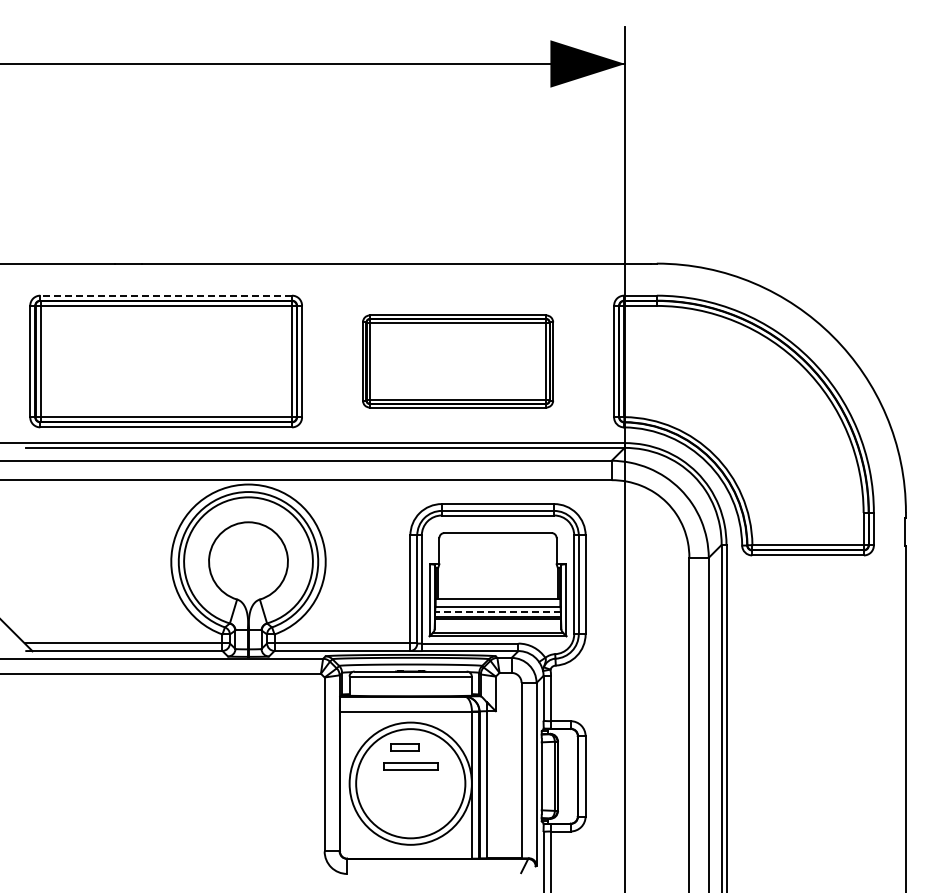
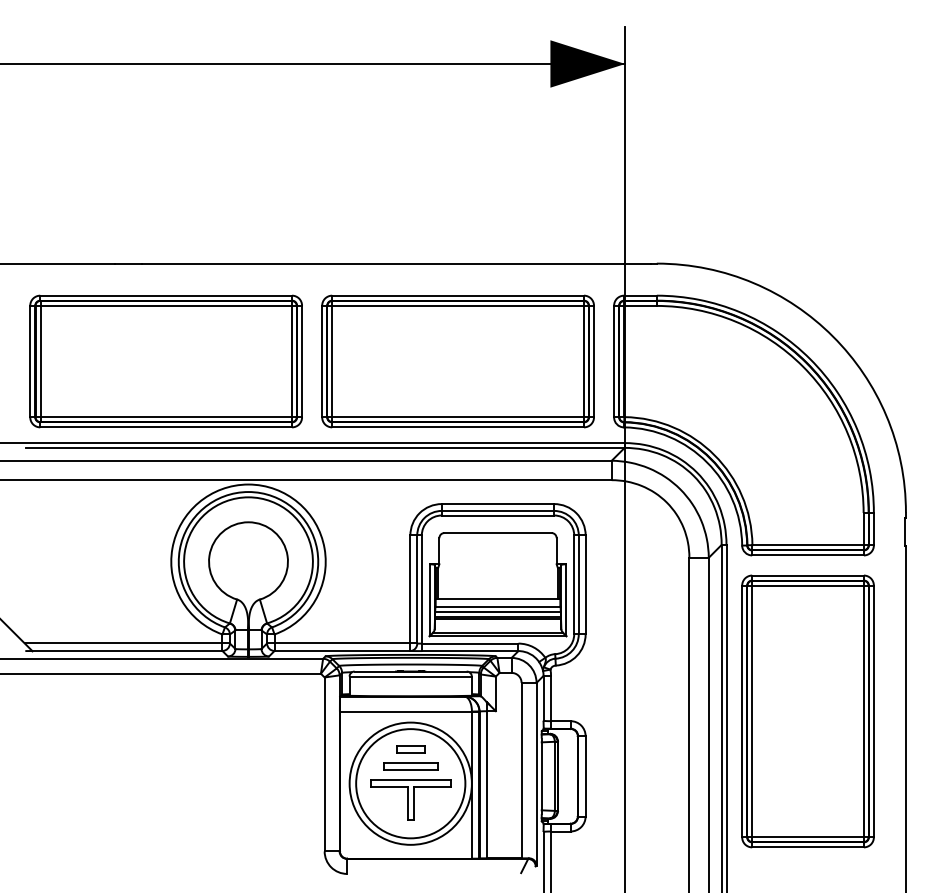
line: dashed -> solid (166, 295)
part size: 192x95 px -> 274x135 px (457, 361)
line: dashed -> solid (498, 612)
part: none -> present (807, 711)
part position: (404, 747) -> (410, 749) (410, 749)
part: none -> present (410, 799)
